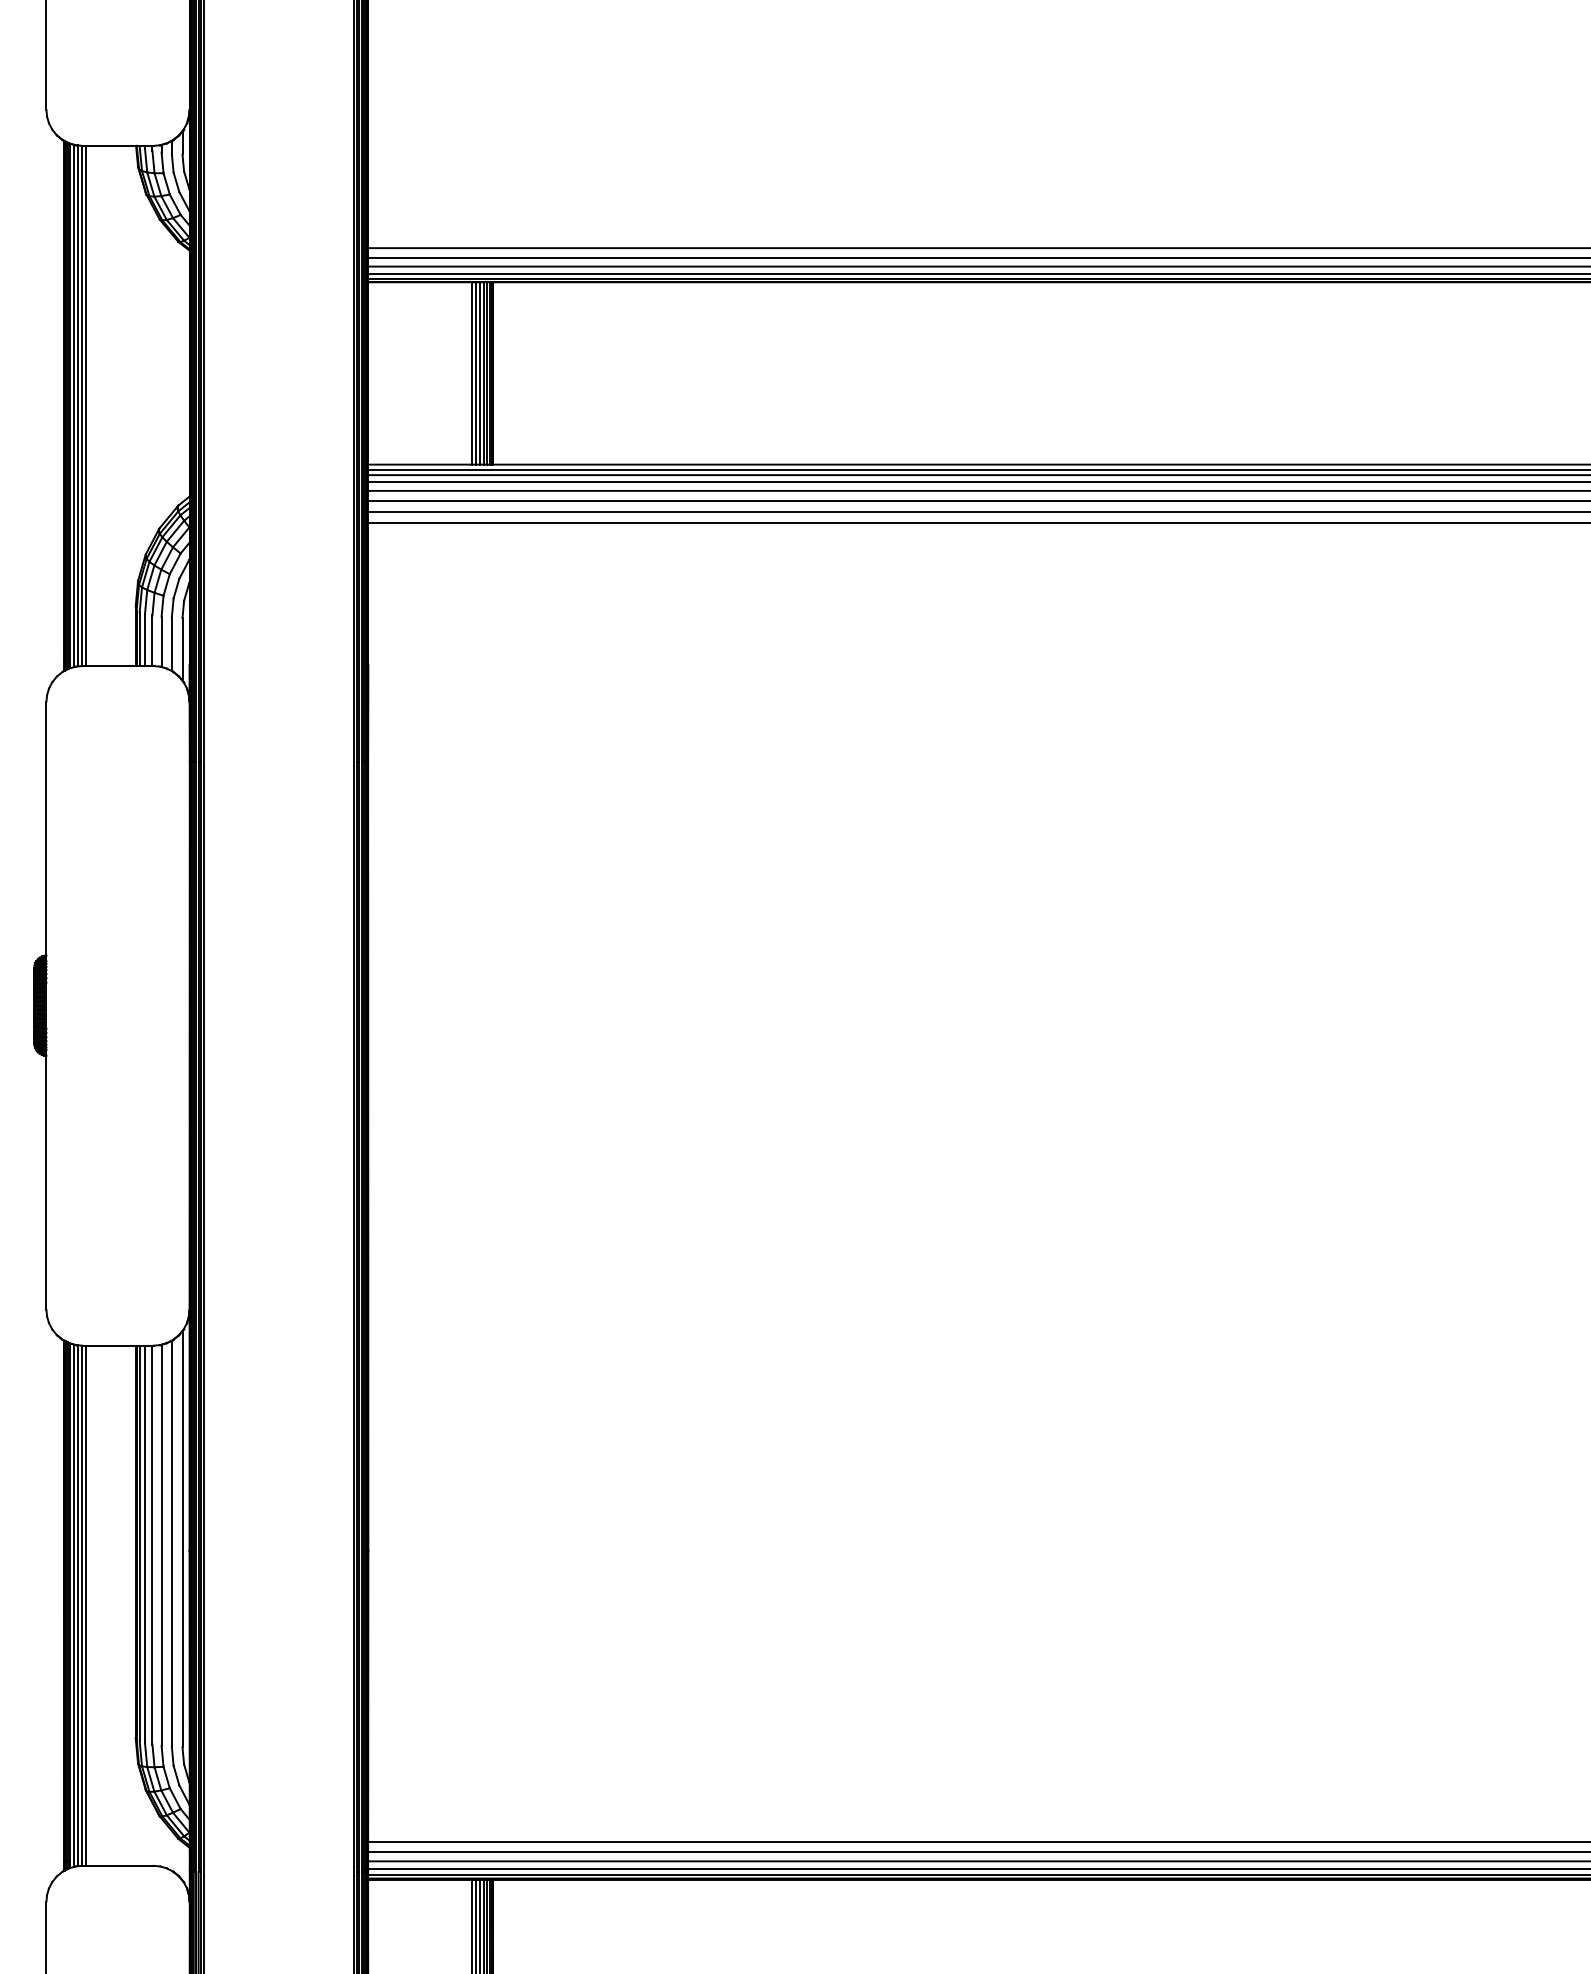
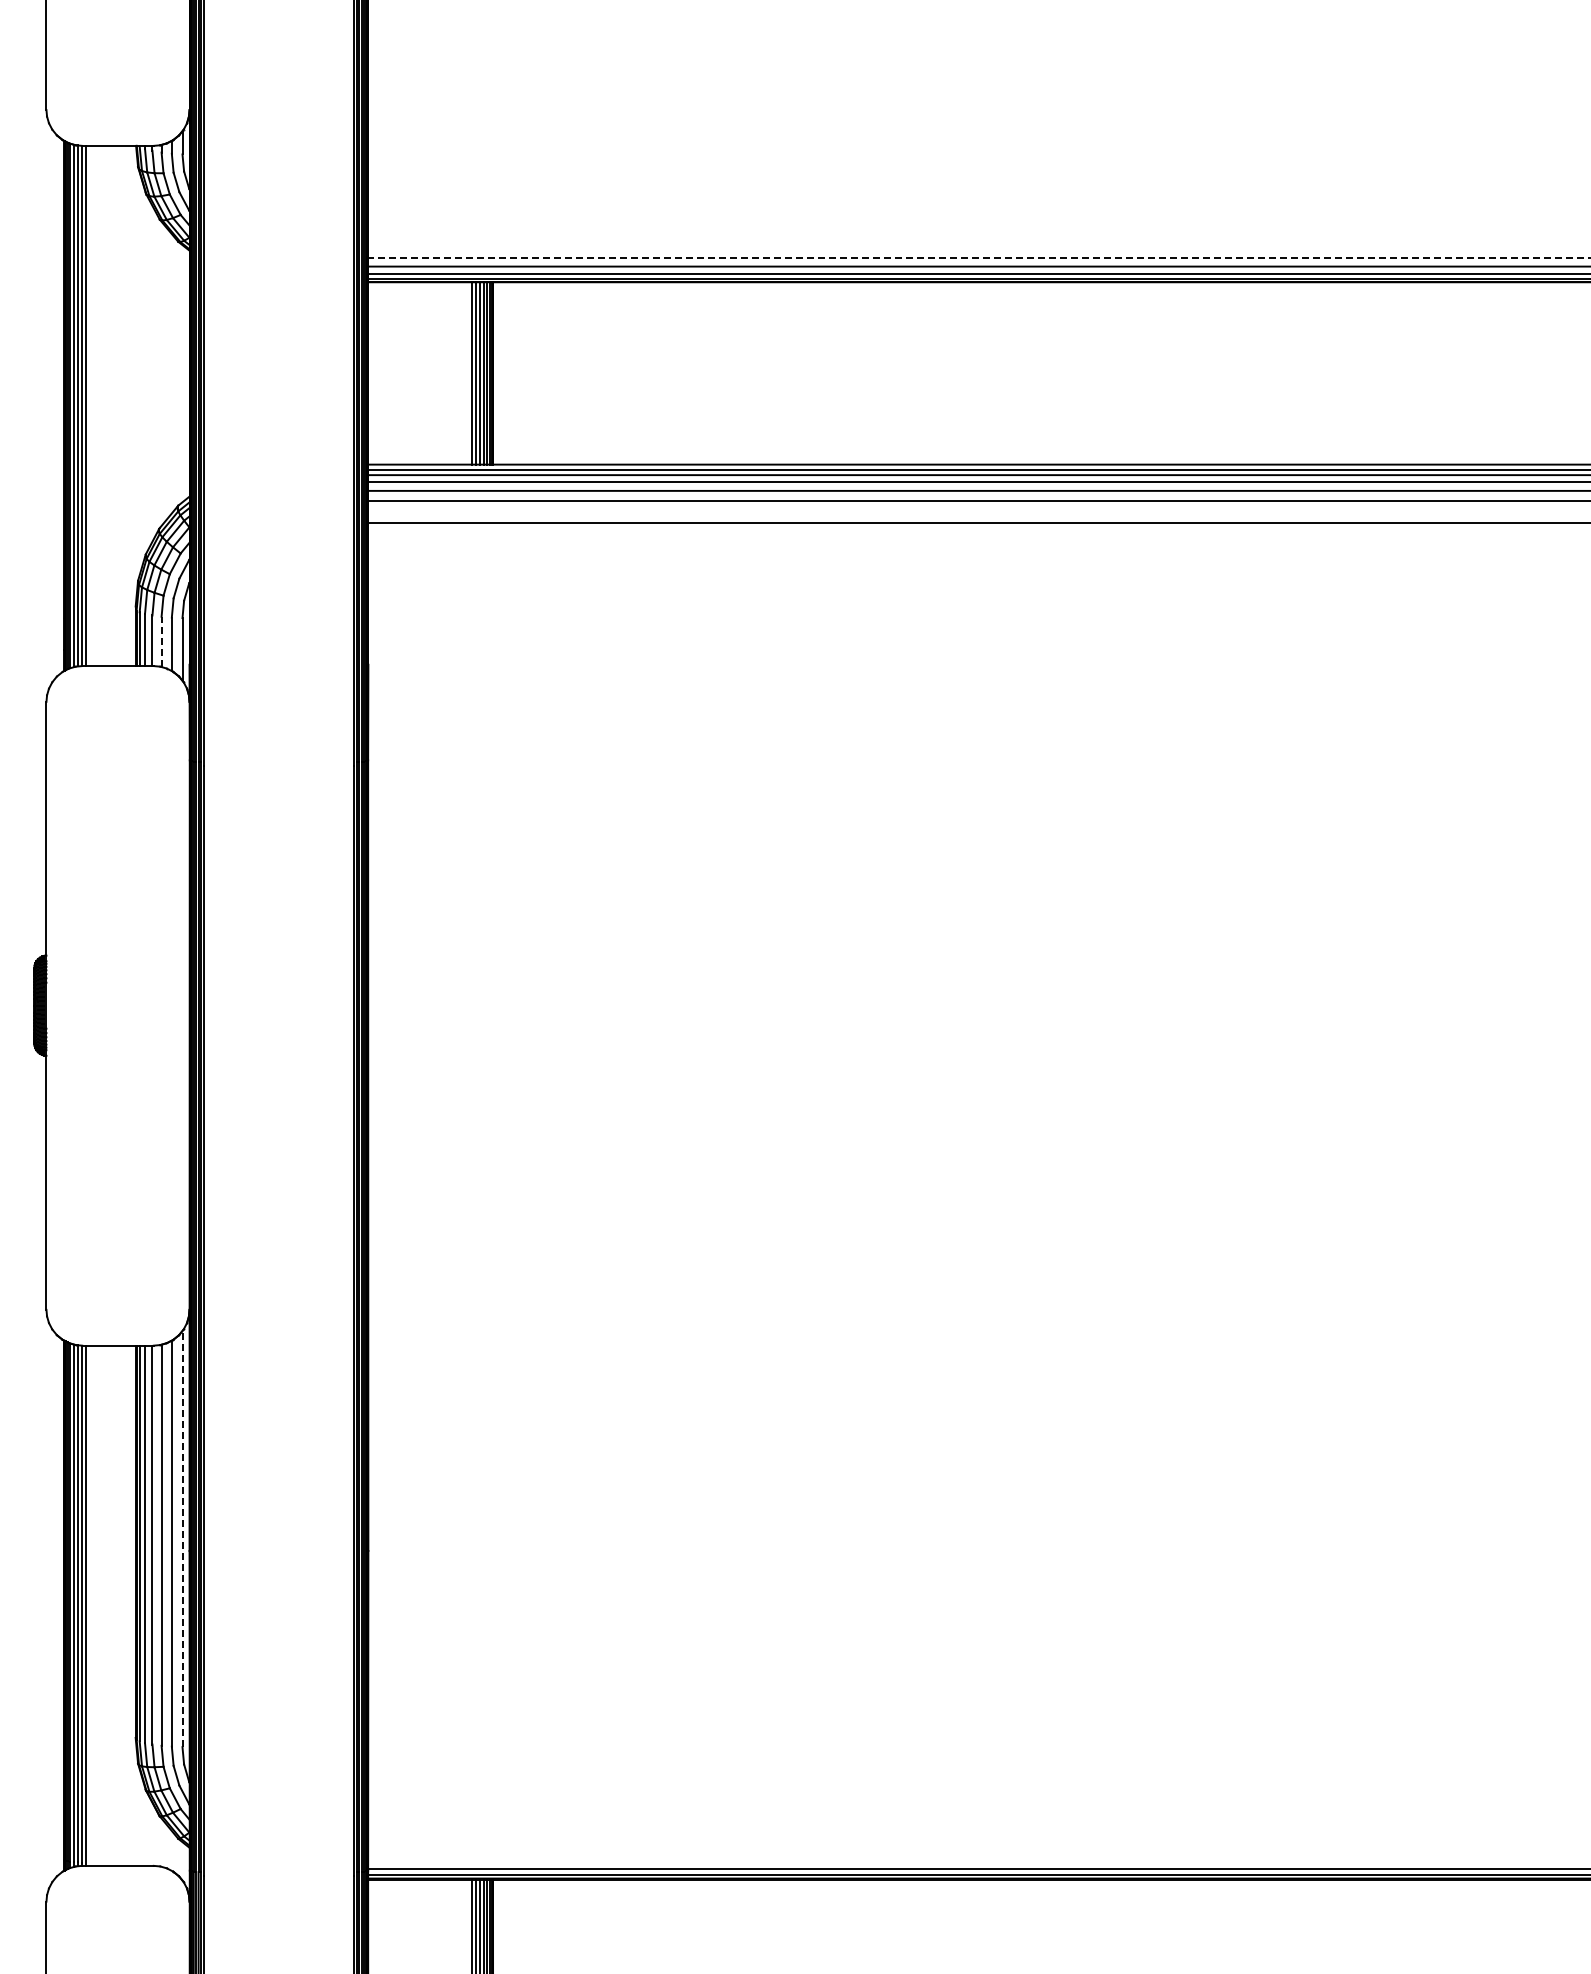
line: present -> none (977, 248)
line: solid -> dashed (979, 257)
line: present -> none (977, 512)
line: solid -> dashed (161, 641)
line: solid -> dashed (182, 1538)
line: present -> none (977, 1842)
line: present -> none (977, 1852)
line: present -> none (977, 1861)
